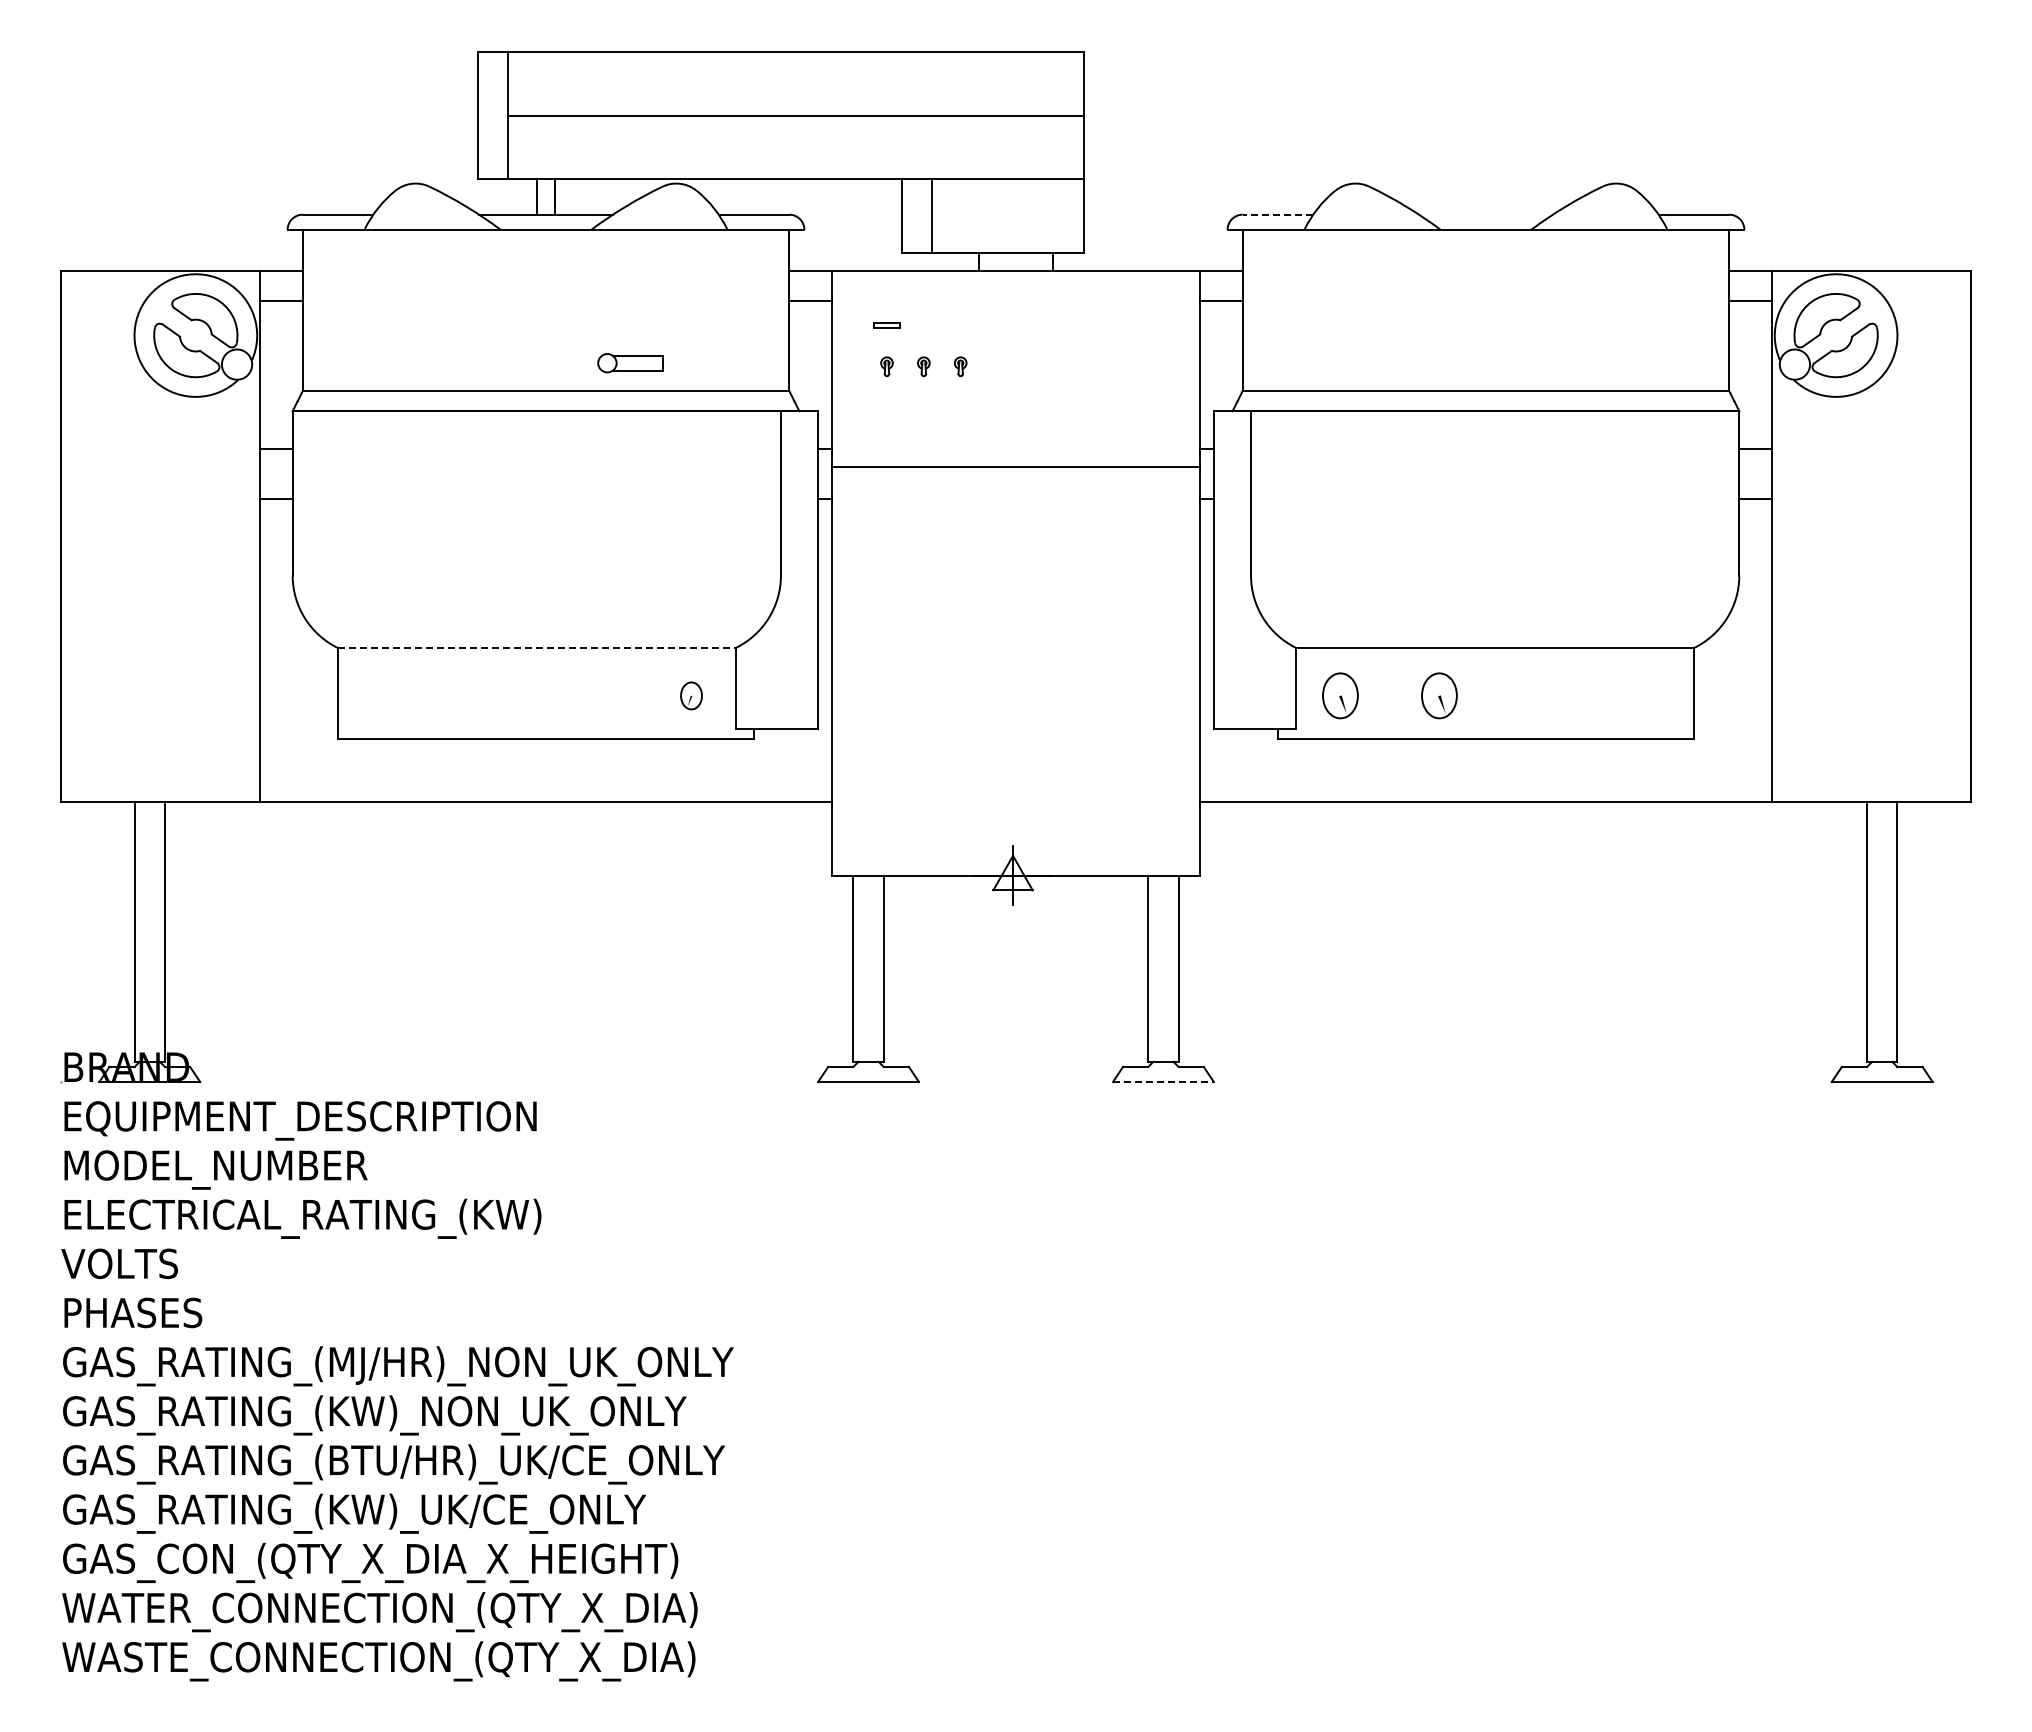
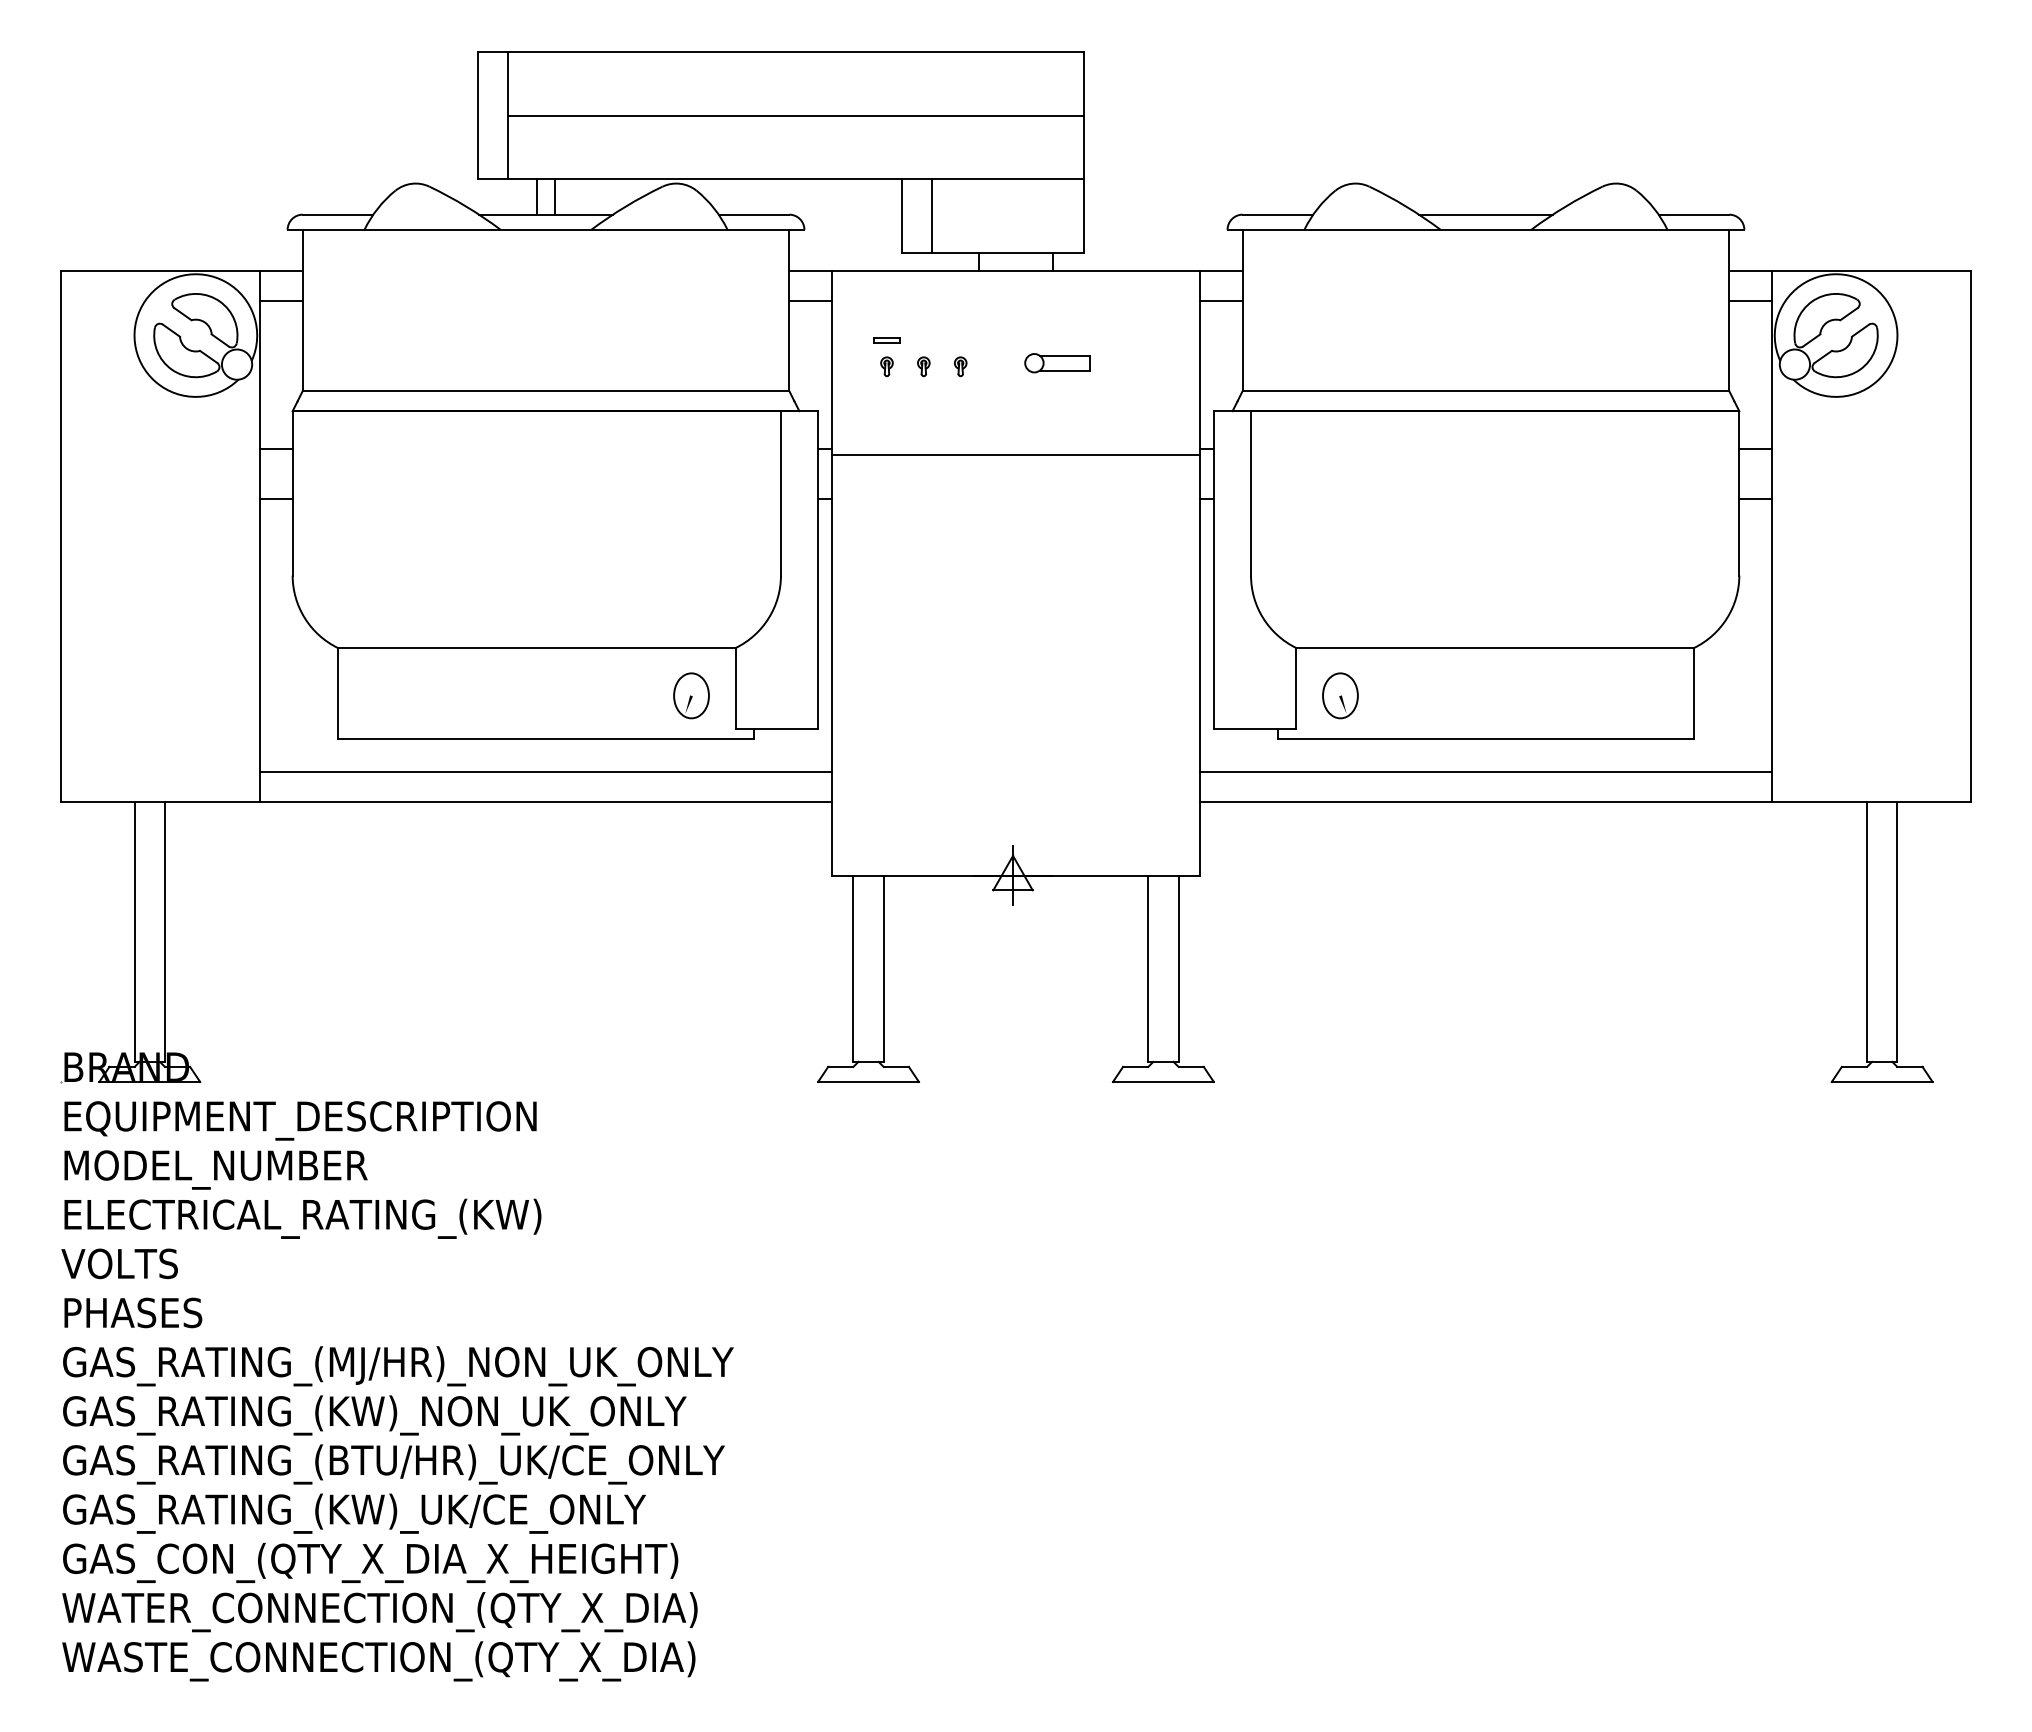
line: dashed -> solid (1277, 214)
line: none -> present (1485, 214)
part position: (886, 325) -> (886, 340) (886, 340)
part position: (630, 363) -> (1057, 363) (1057, 363)
line position: (1015, 467) -> (1015, 455) (1015, 455)
line: dashed -> solid (536, 648)
part size: 23x30 px -> 37x48 px (691, 695)
part: present -> none (1439, 695)
line: none -> present (545, 772)
line: none -> present (1485, 772)
line: dashed -> solid (1163, 1082)
